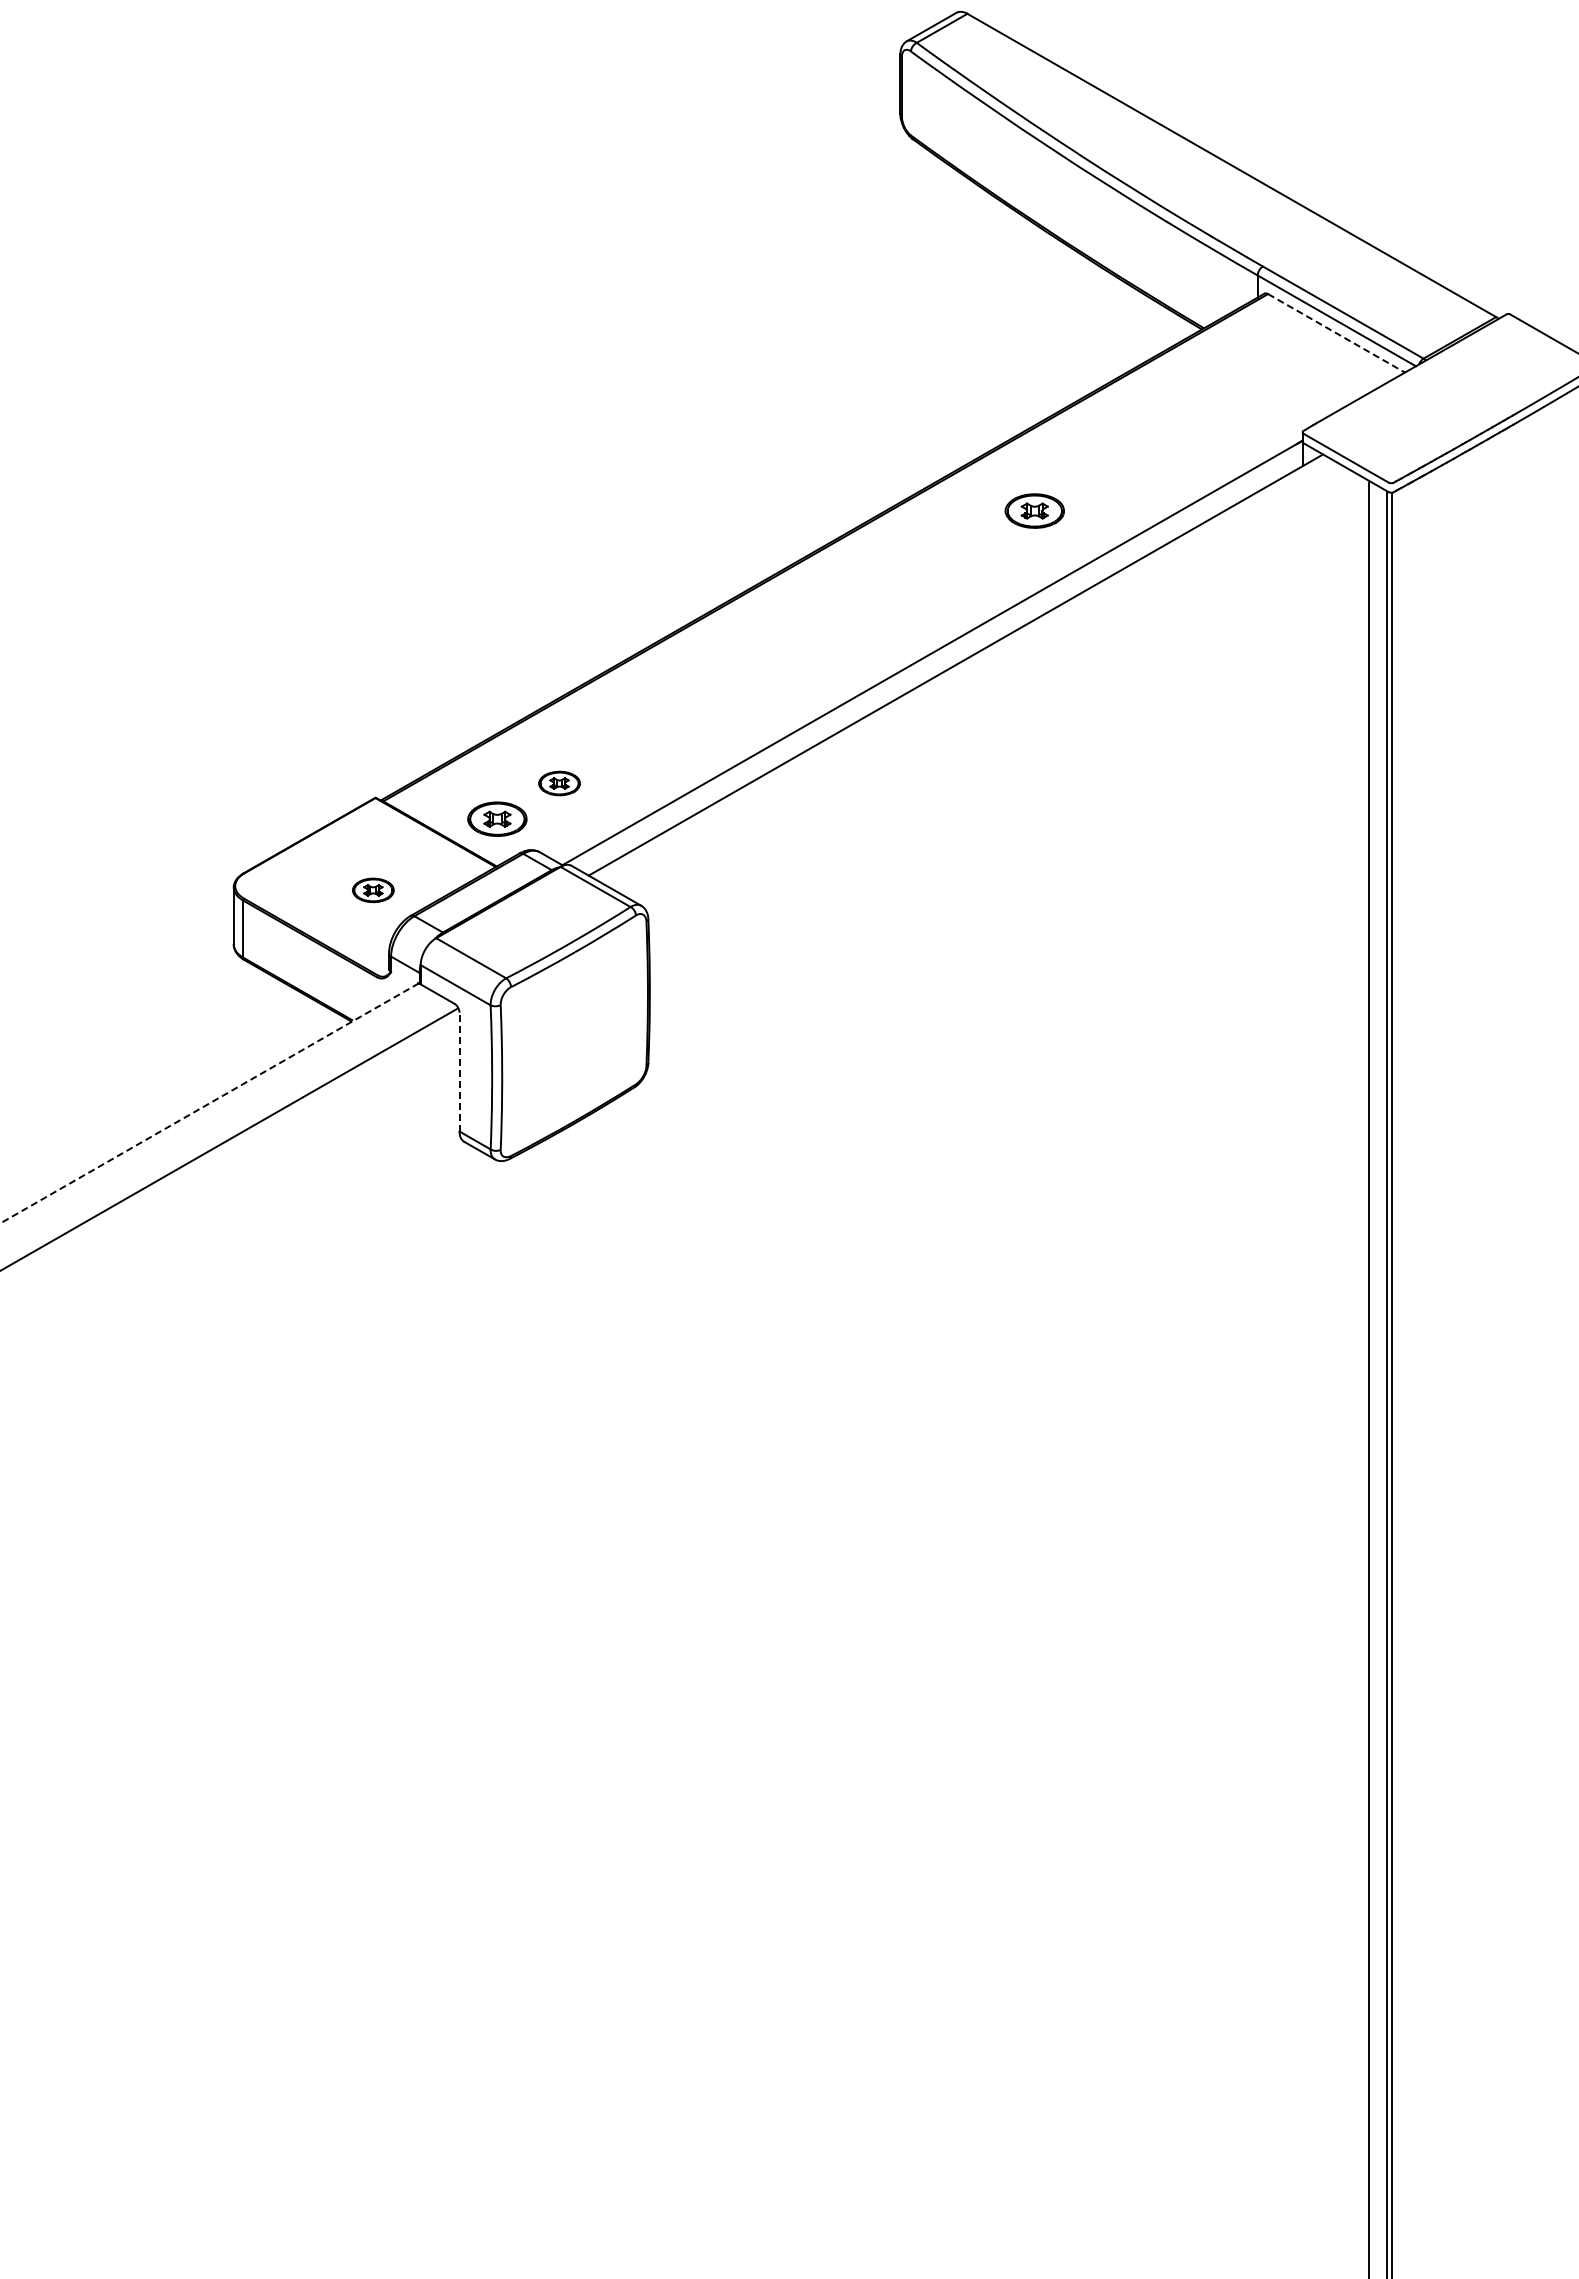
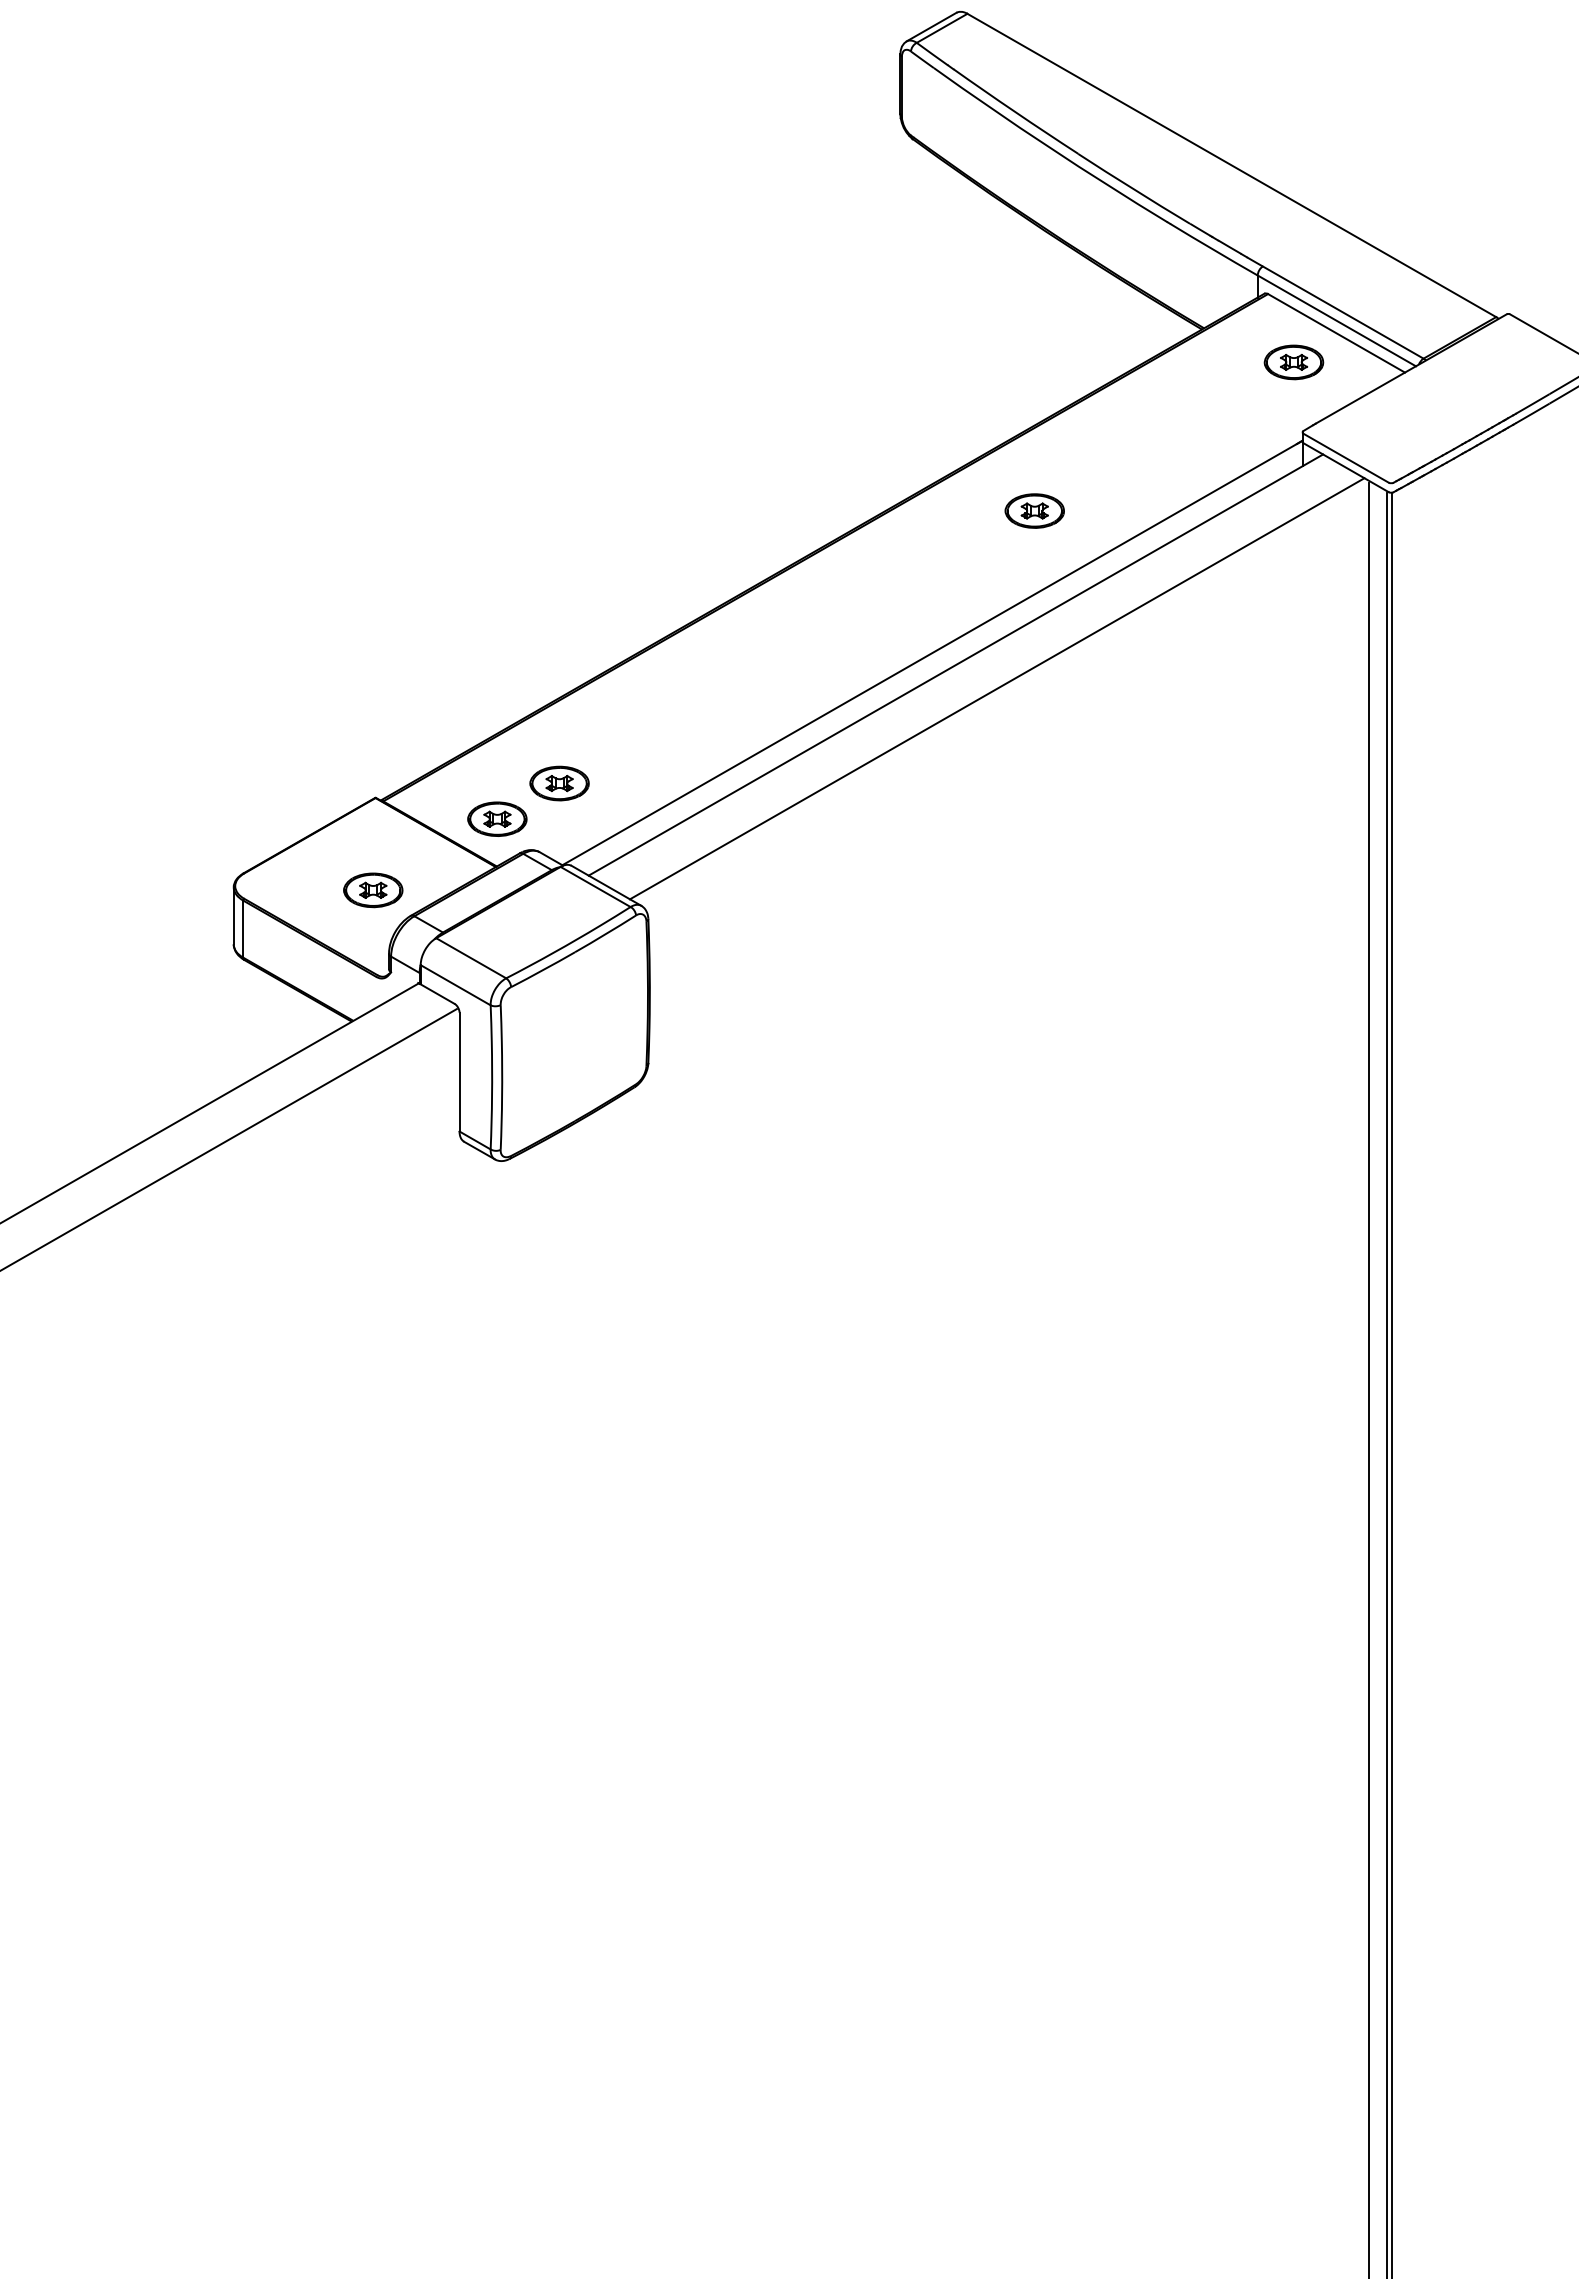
line: dashed -> solid (1336, 333)
part: none -> present (1293, 362)
line: none -> present (996, 688)
part size: 43x27 px -> 61x37 px (559, 783)
part size: 43x27 px -> 61x37 px (373, 890)
line: dashed -> solid (459, 1071)
line: dashed -> solid (209, 1103)
